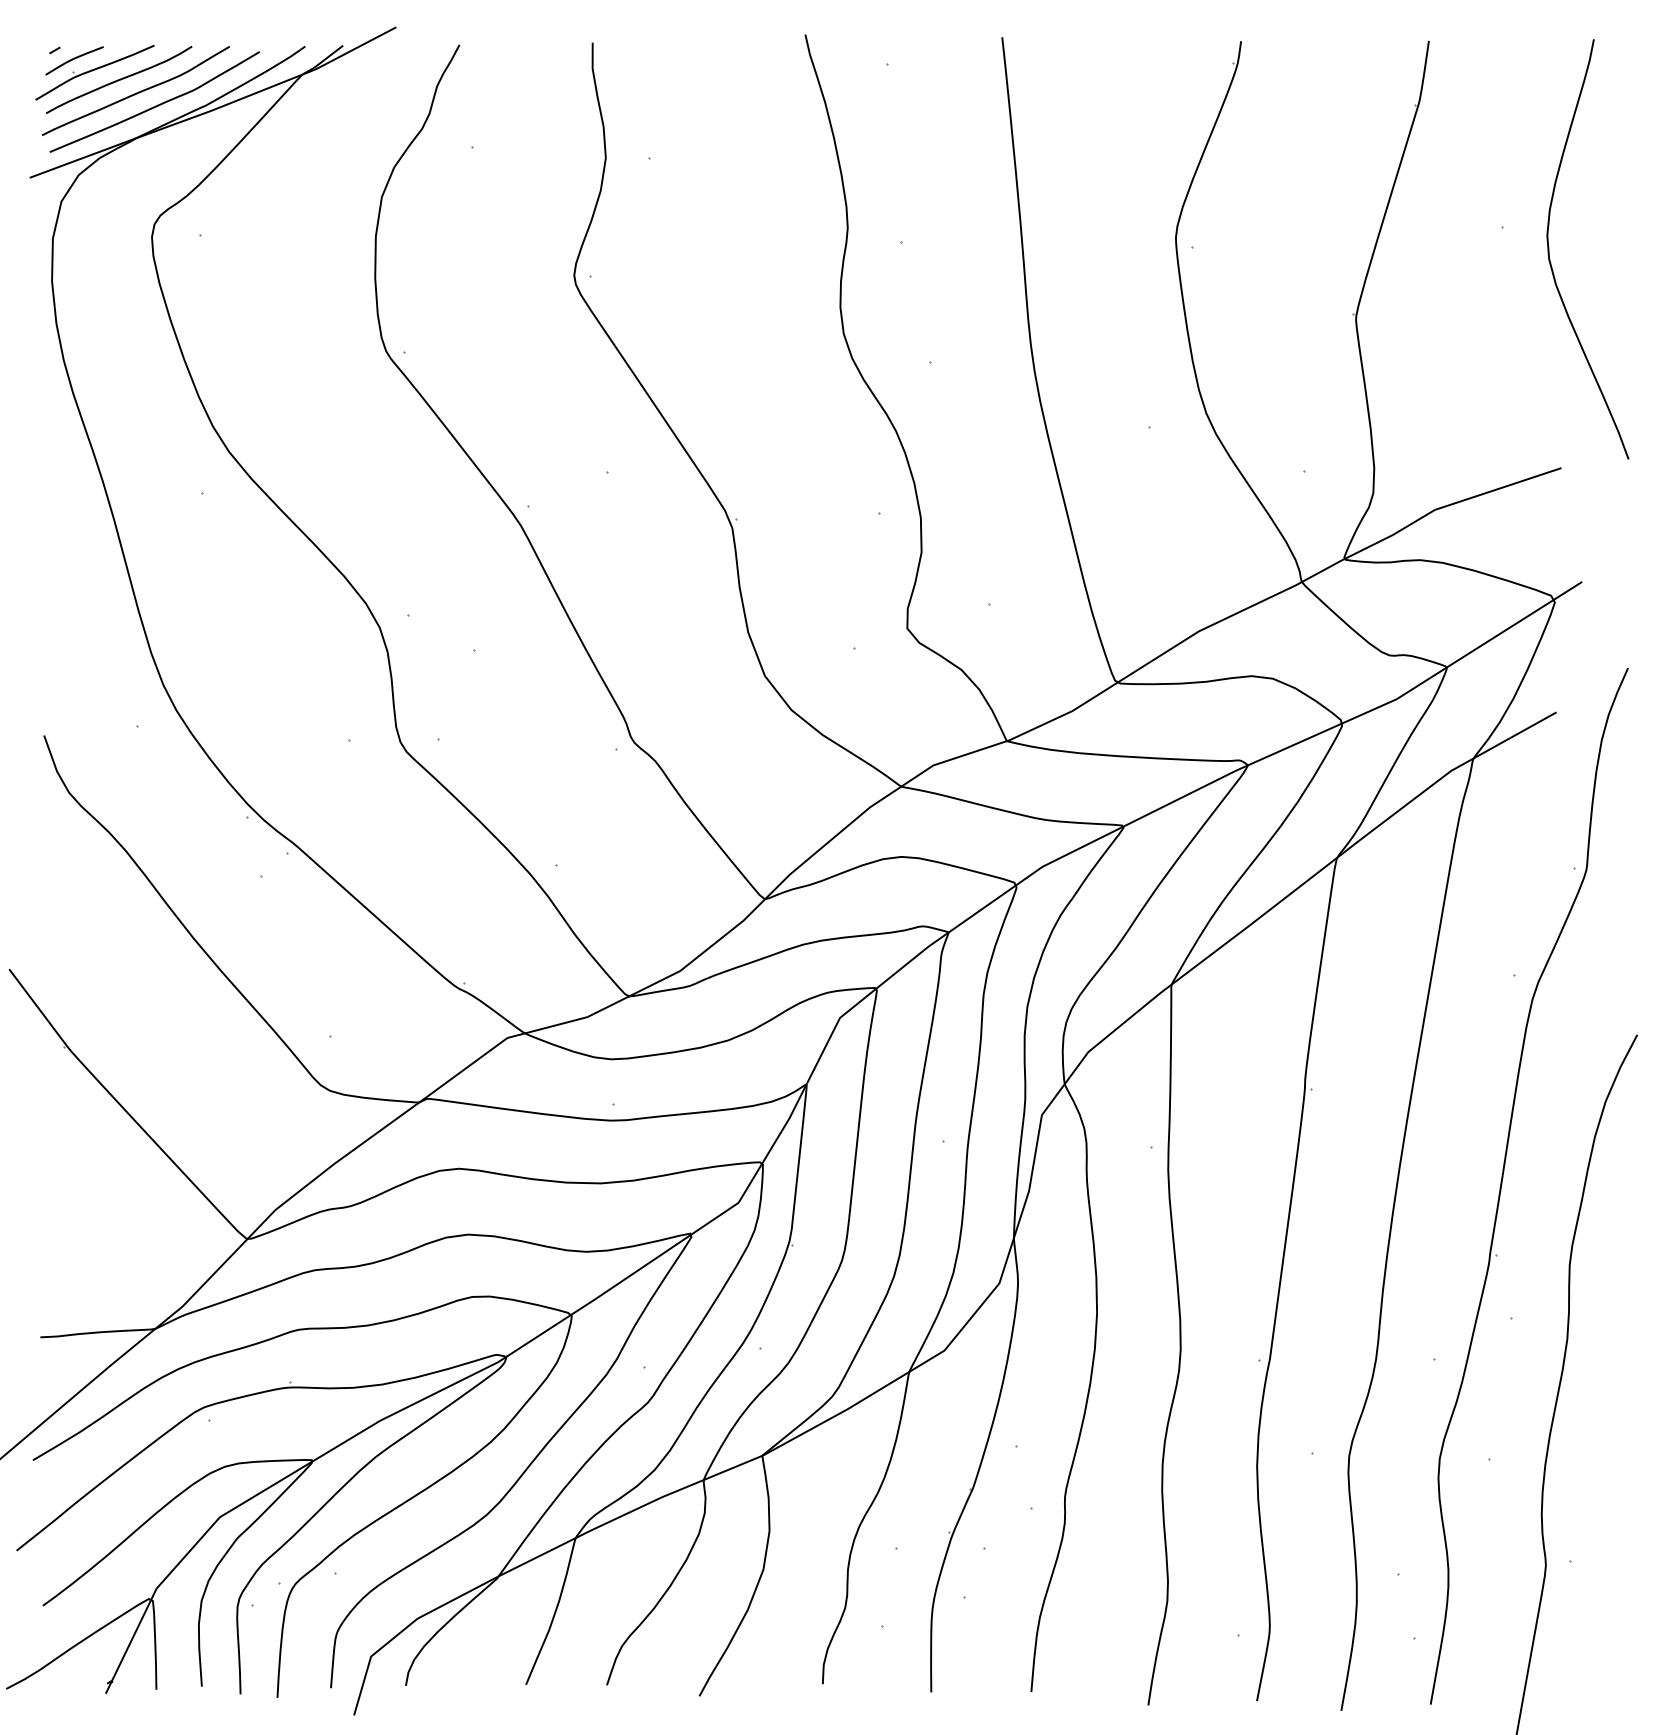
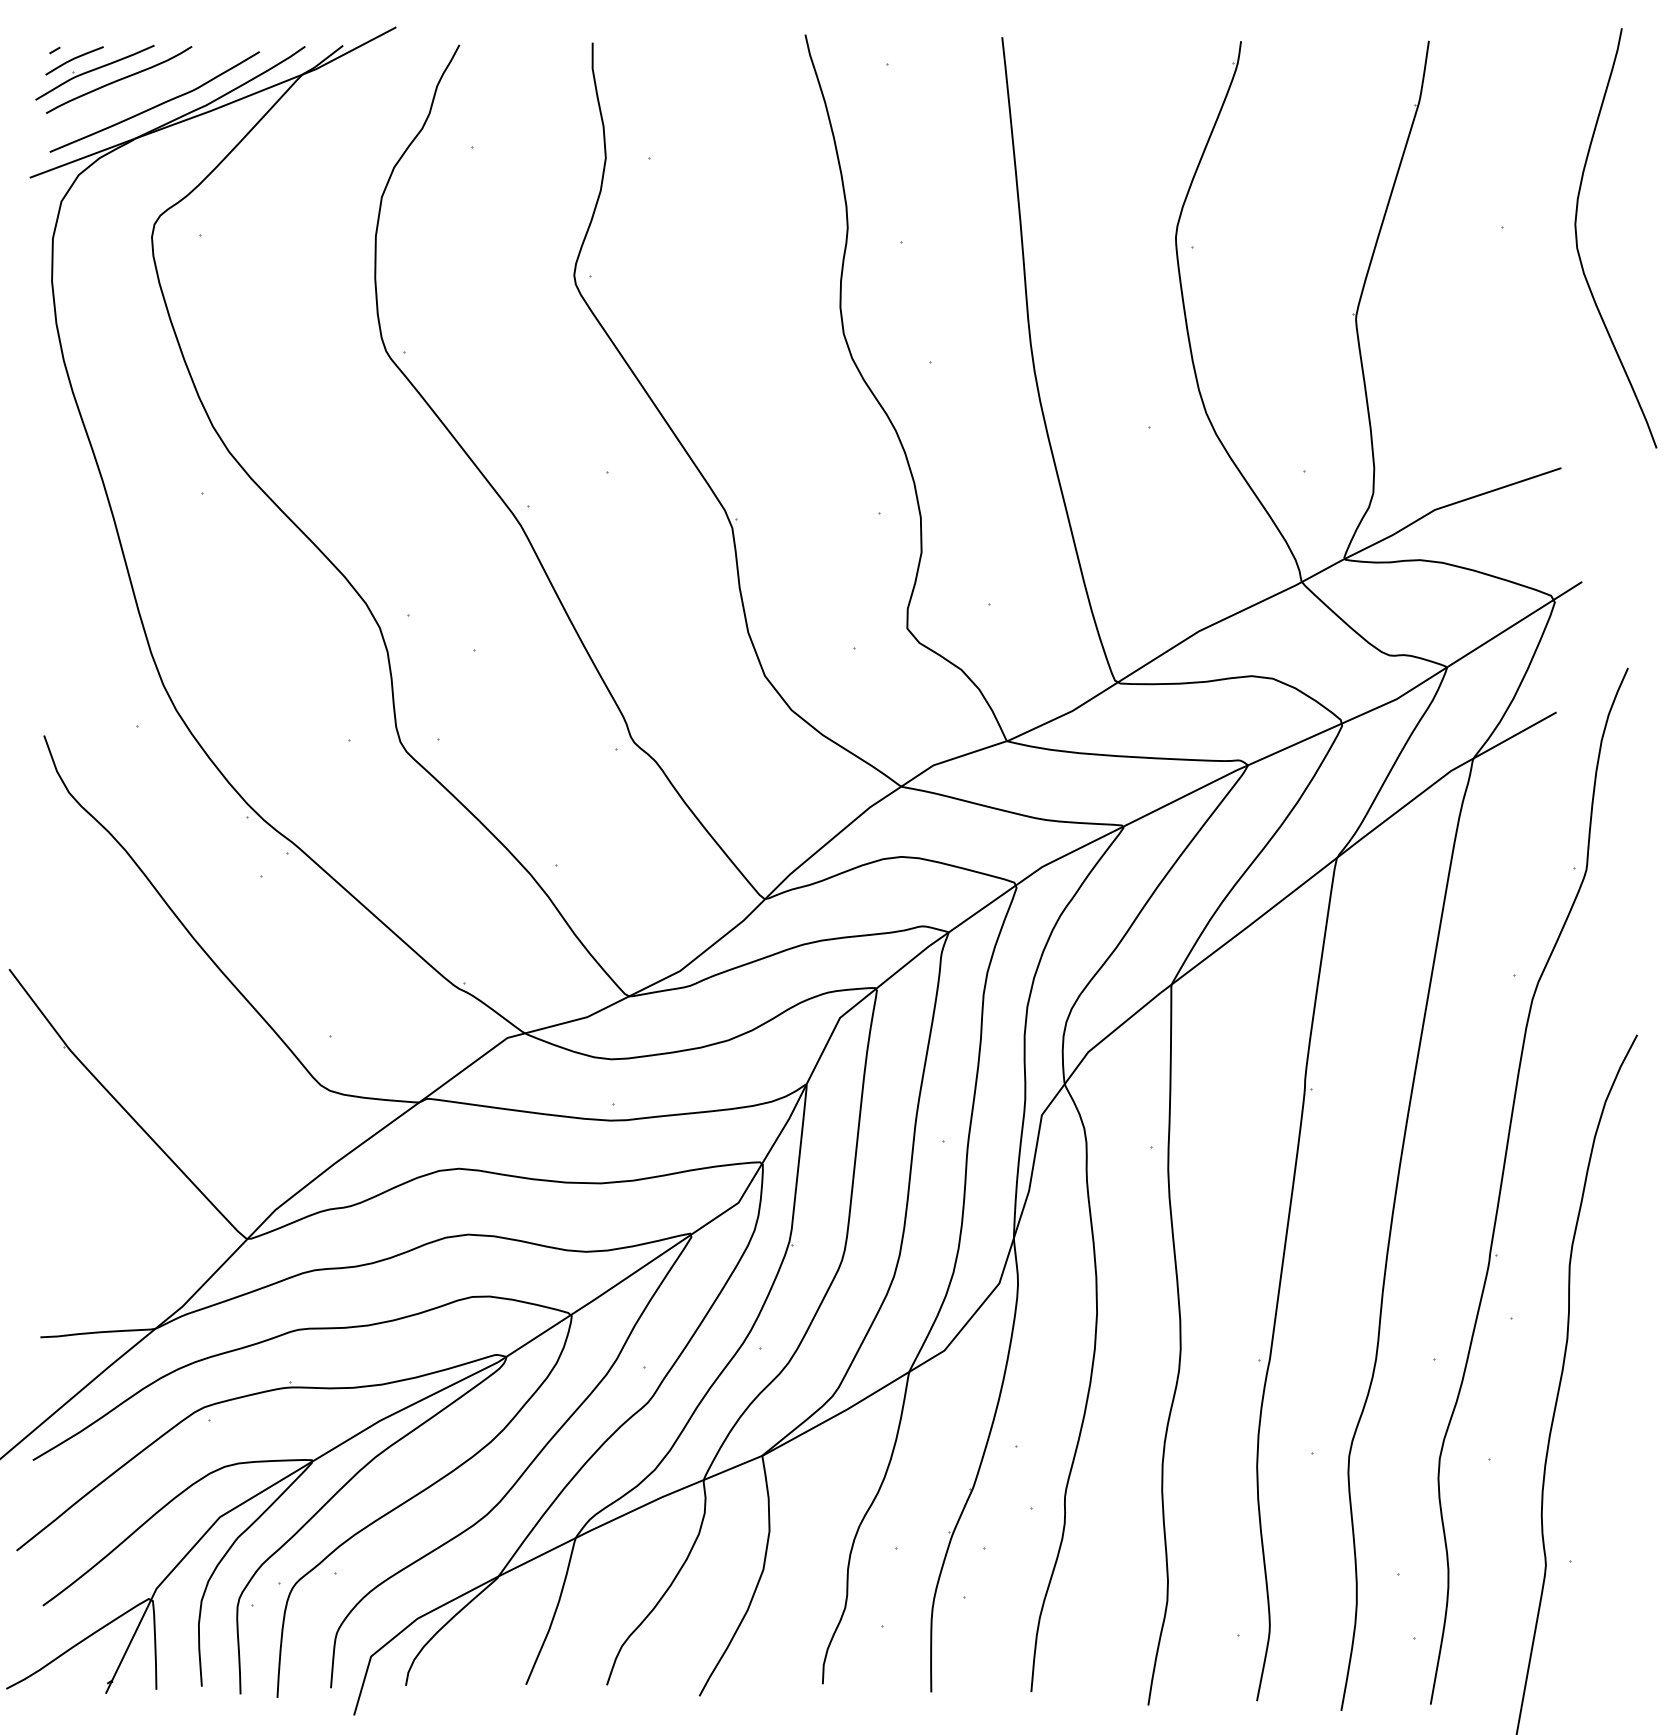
curve: present -> none (136, 92)
curve position: (1549, 249) -> (1577, 238) (1577, 238)
